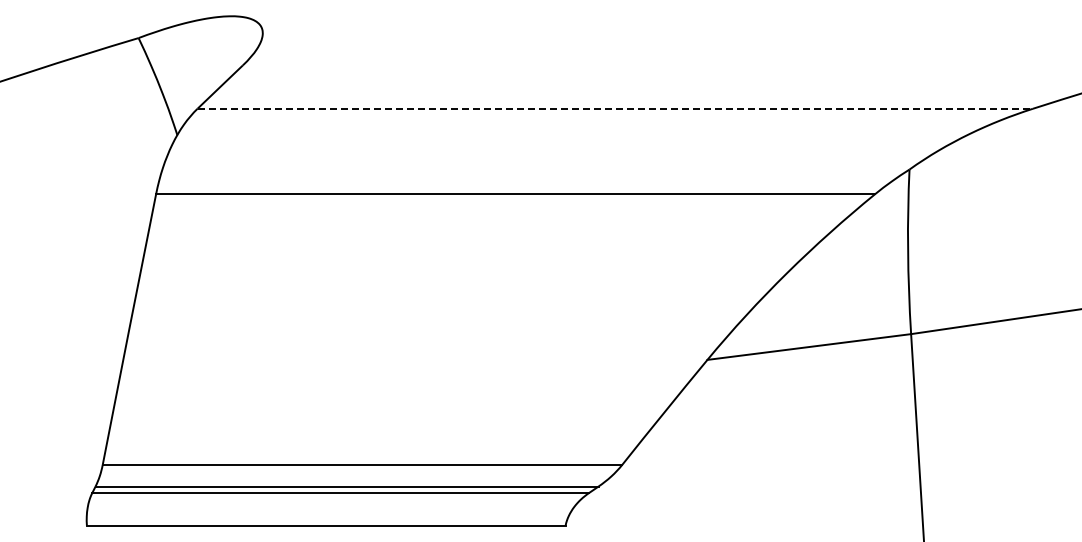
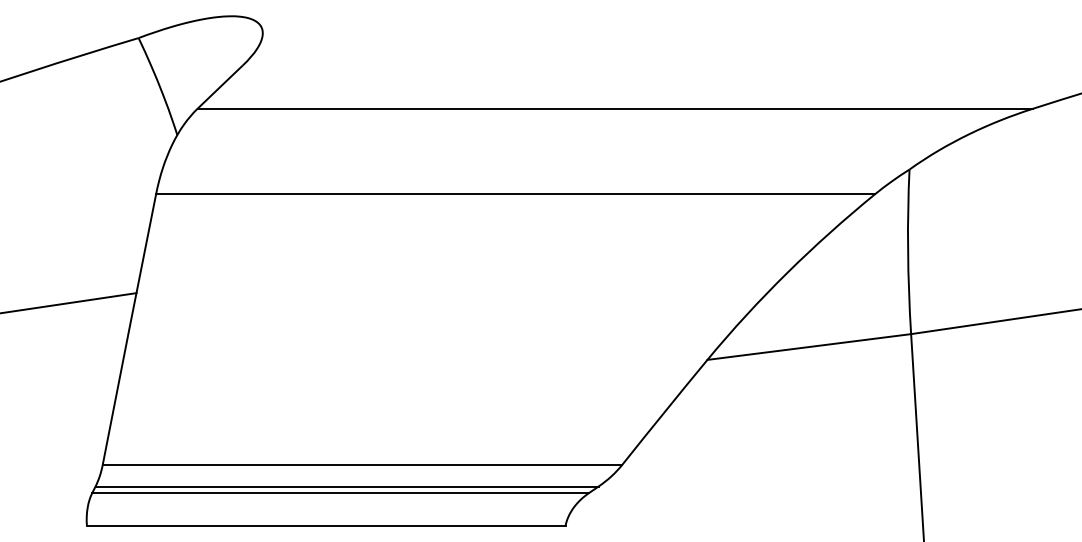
line: dashed -> solid (615, 108)
line: none -> present (69, 302)
